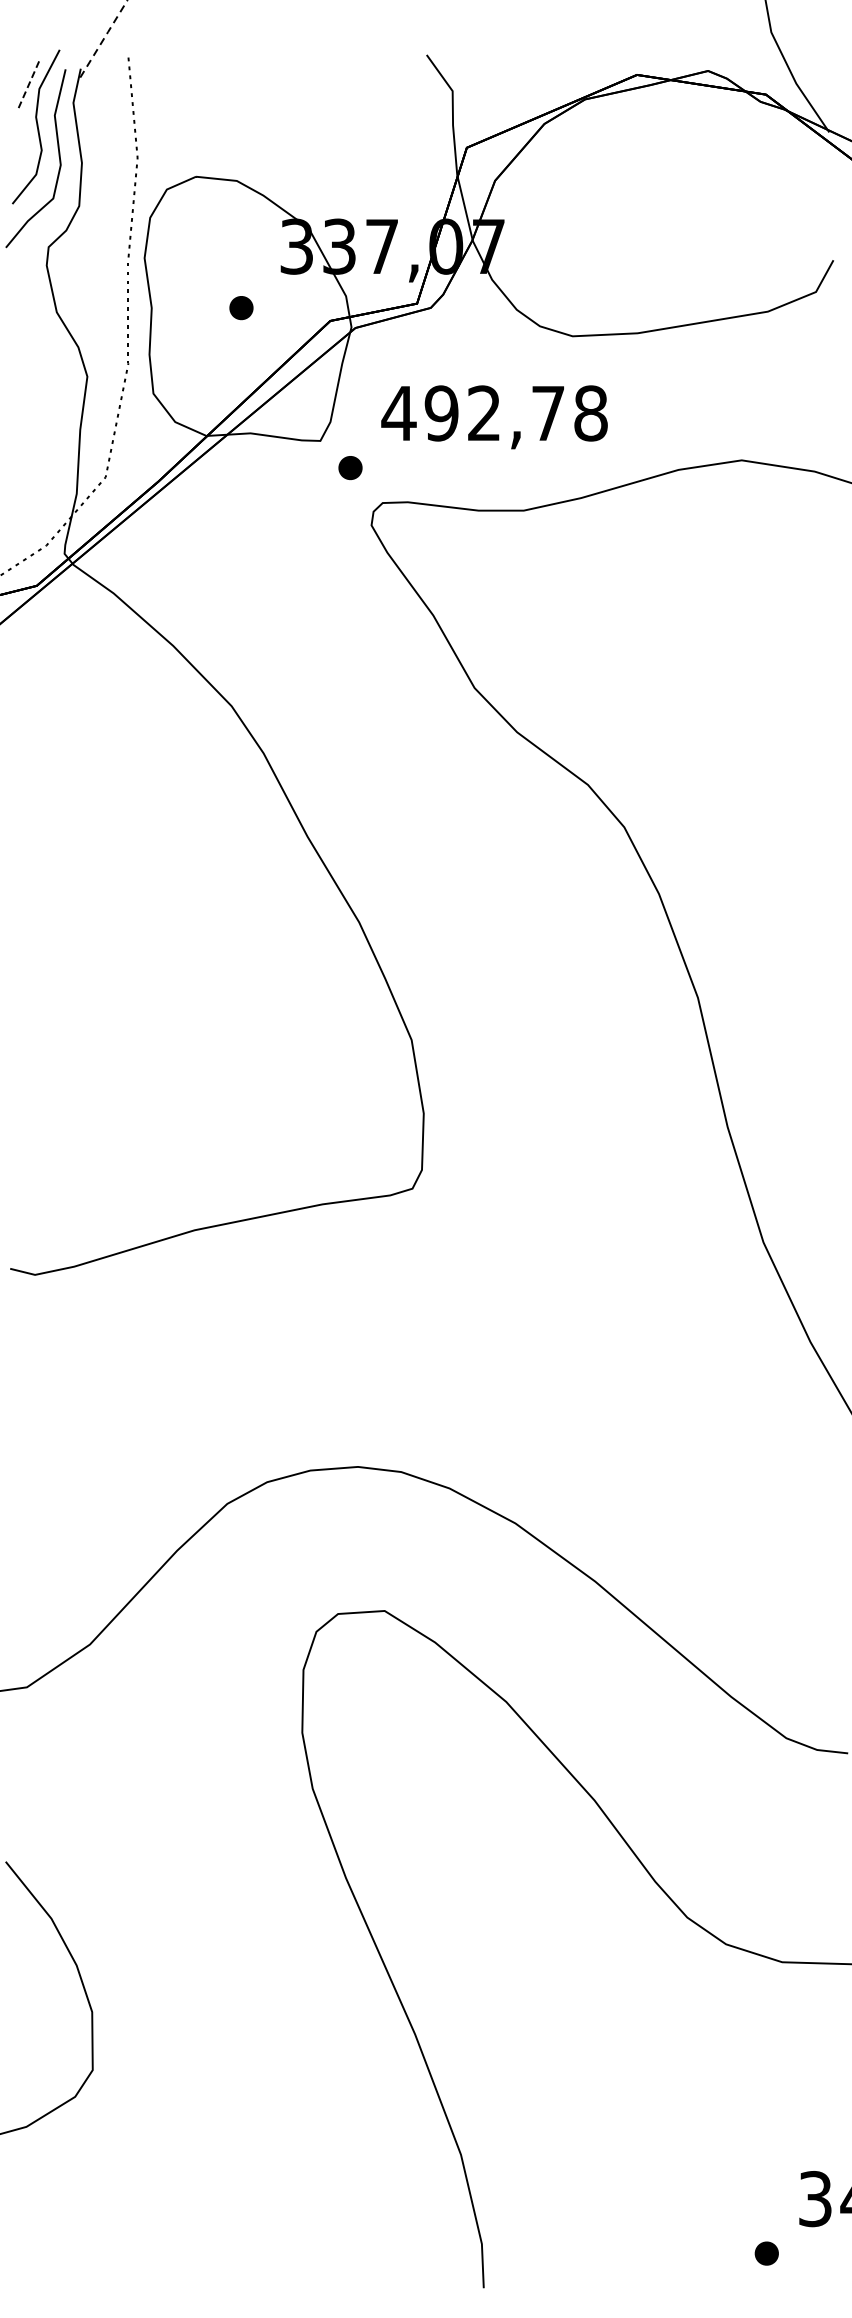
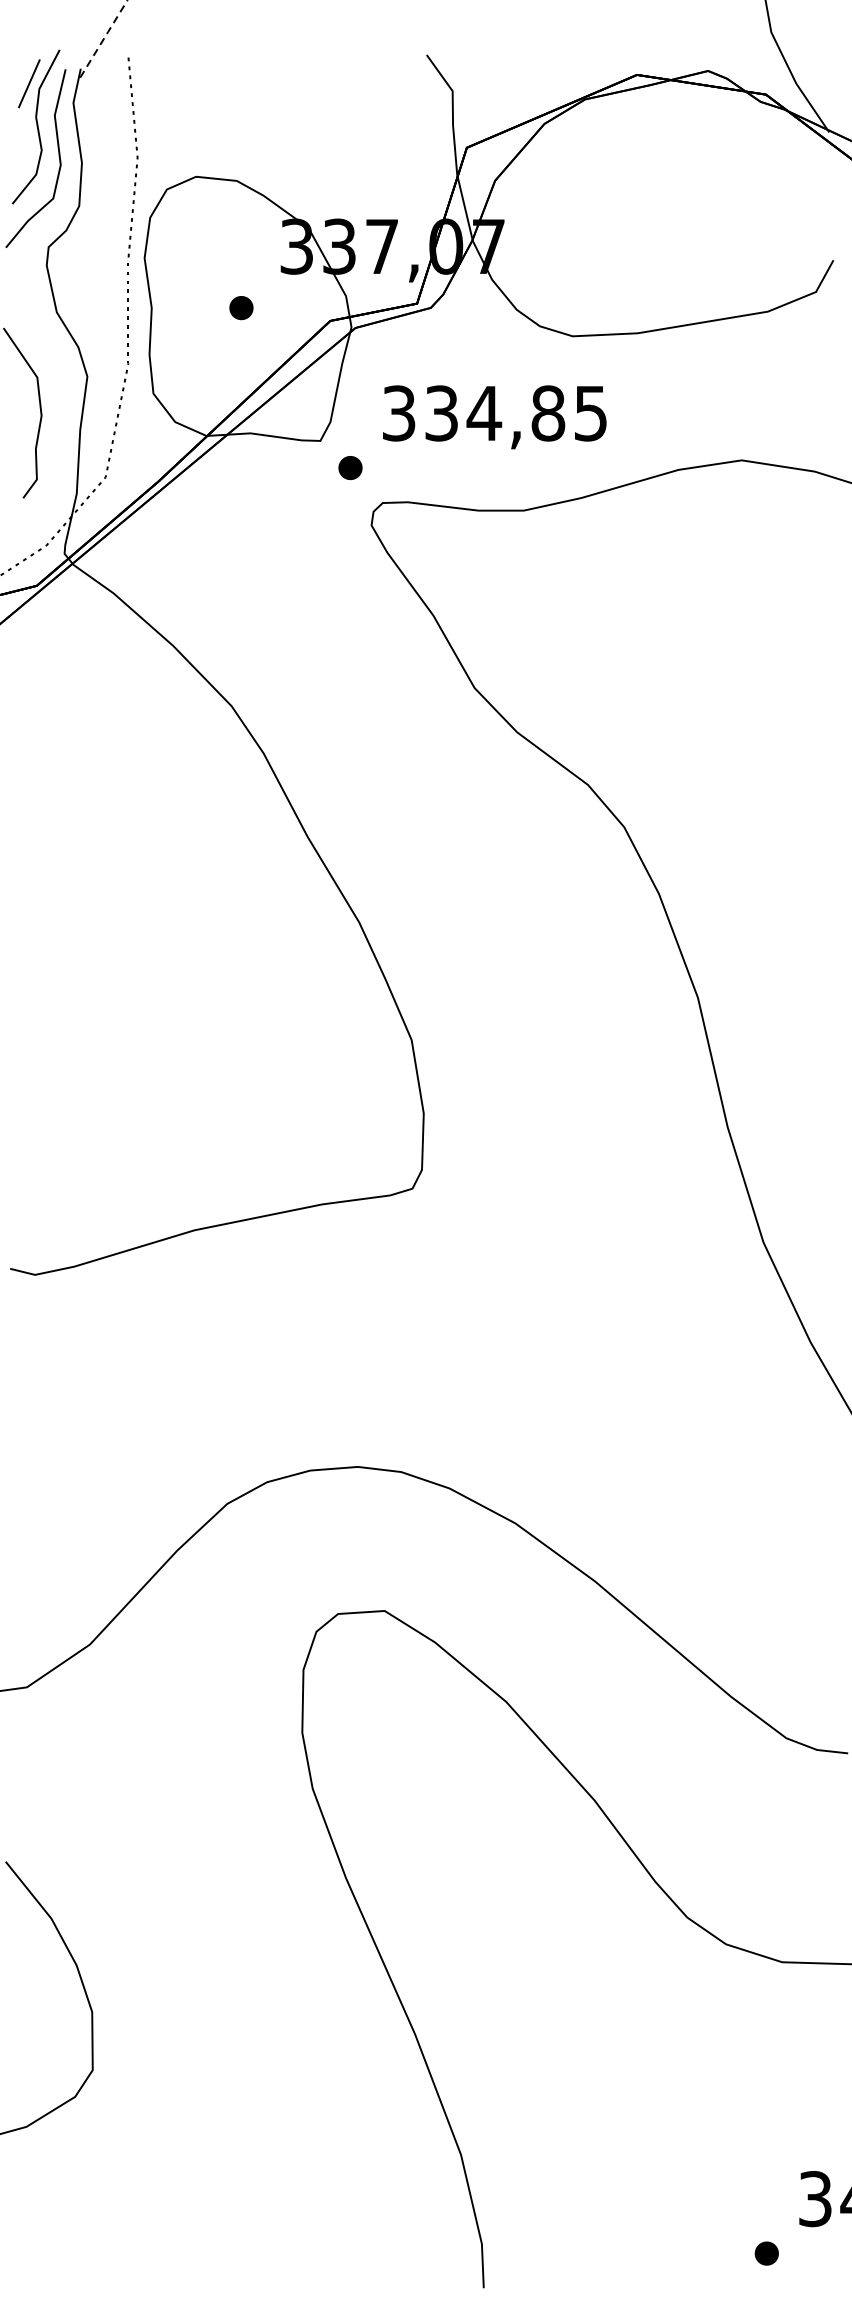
line: dashed -> solid (29, 83)
curve: none -> present (39, 408)
text: 492,78 -> 334,85 (494, 413)
